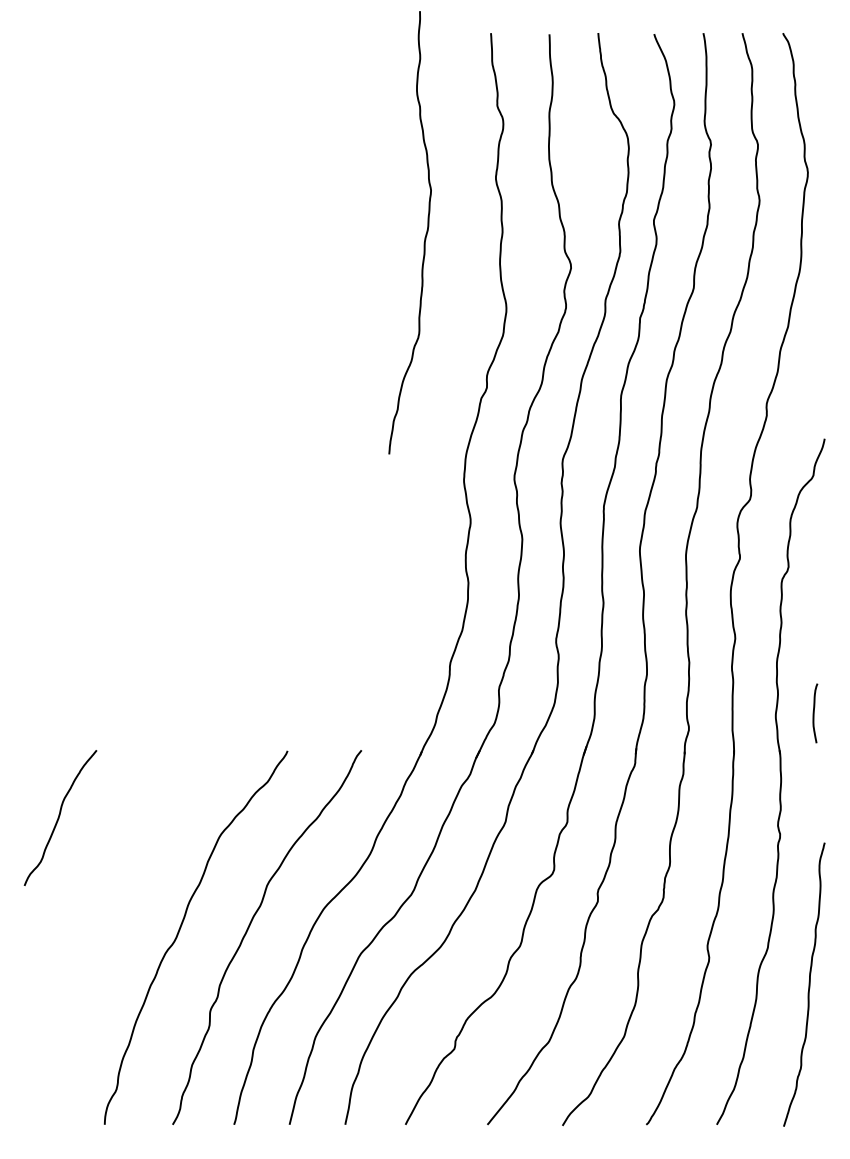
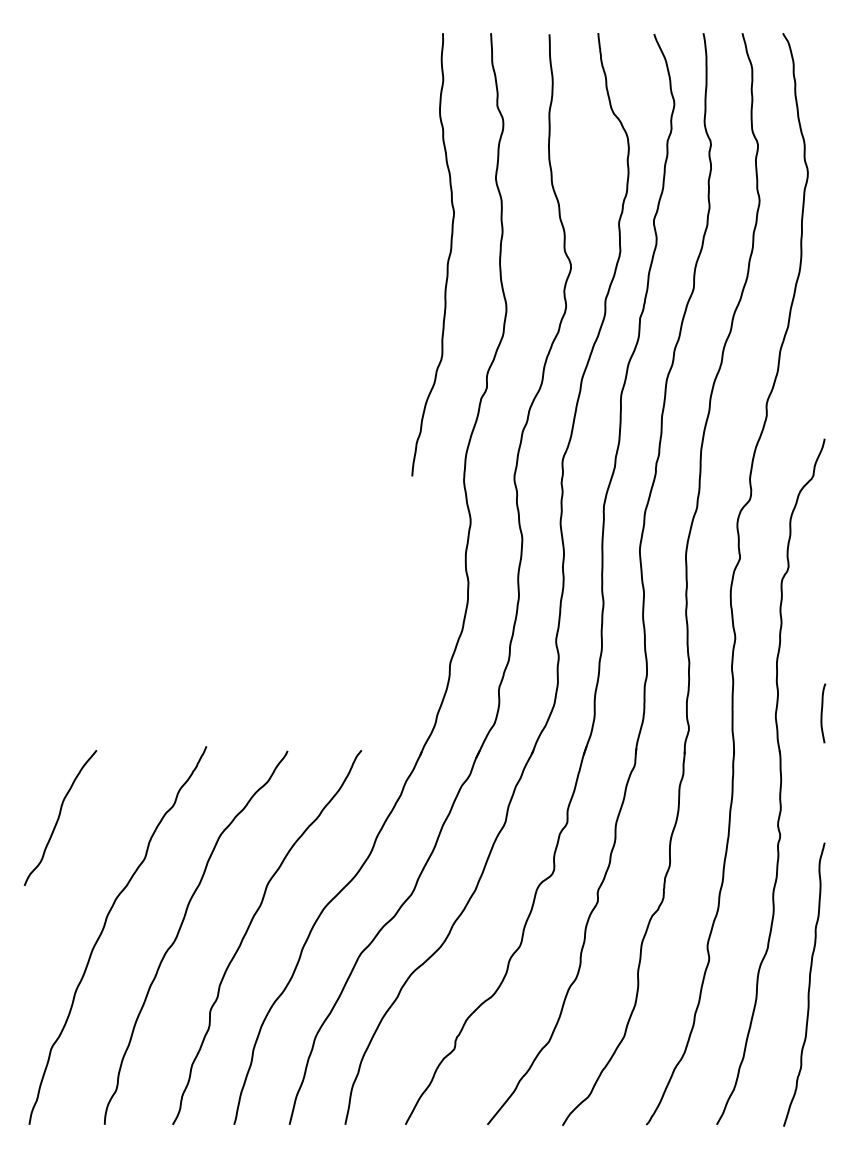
curve position: (424, 237) -> (447, 259) (447, 259)
curve position: (814, 713) -> (822, 713) (822, 713)
curve: none -> present (103, 931)
